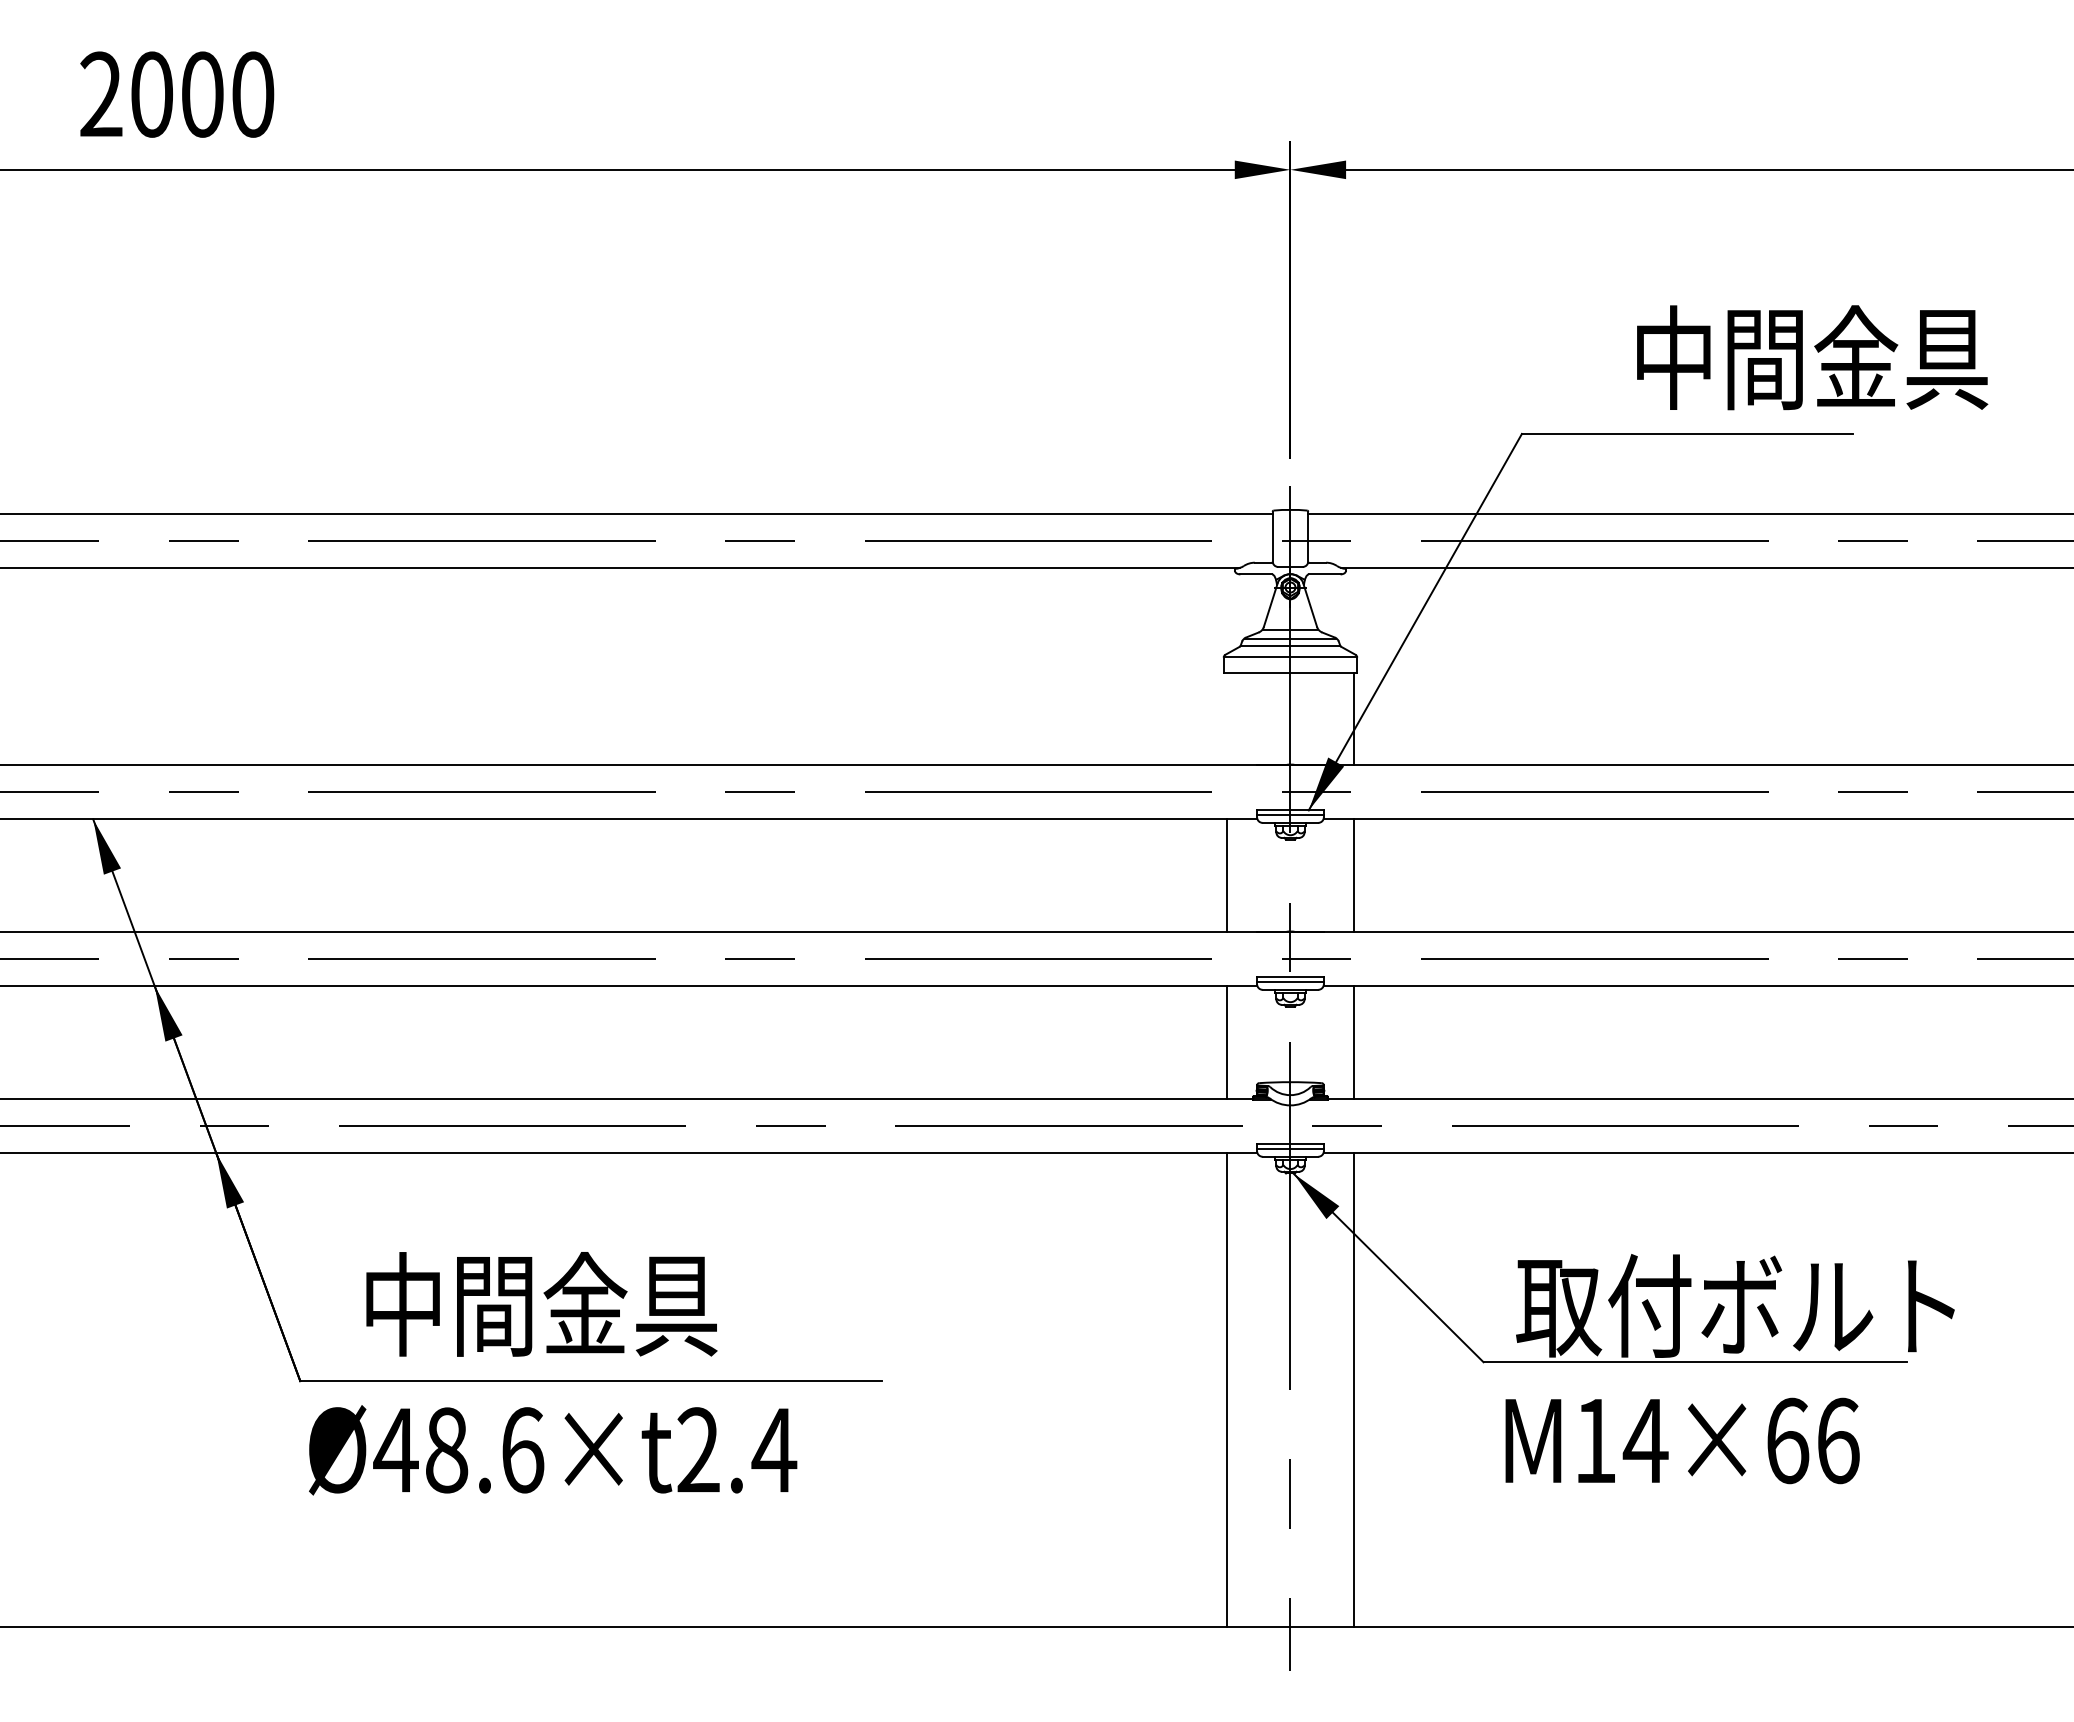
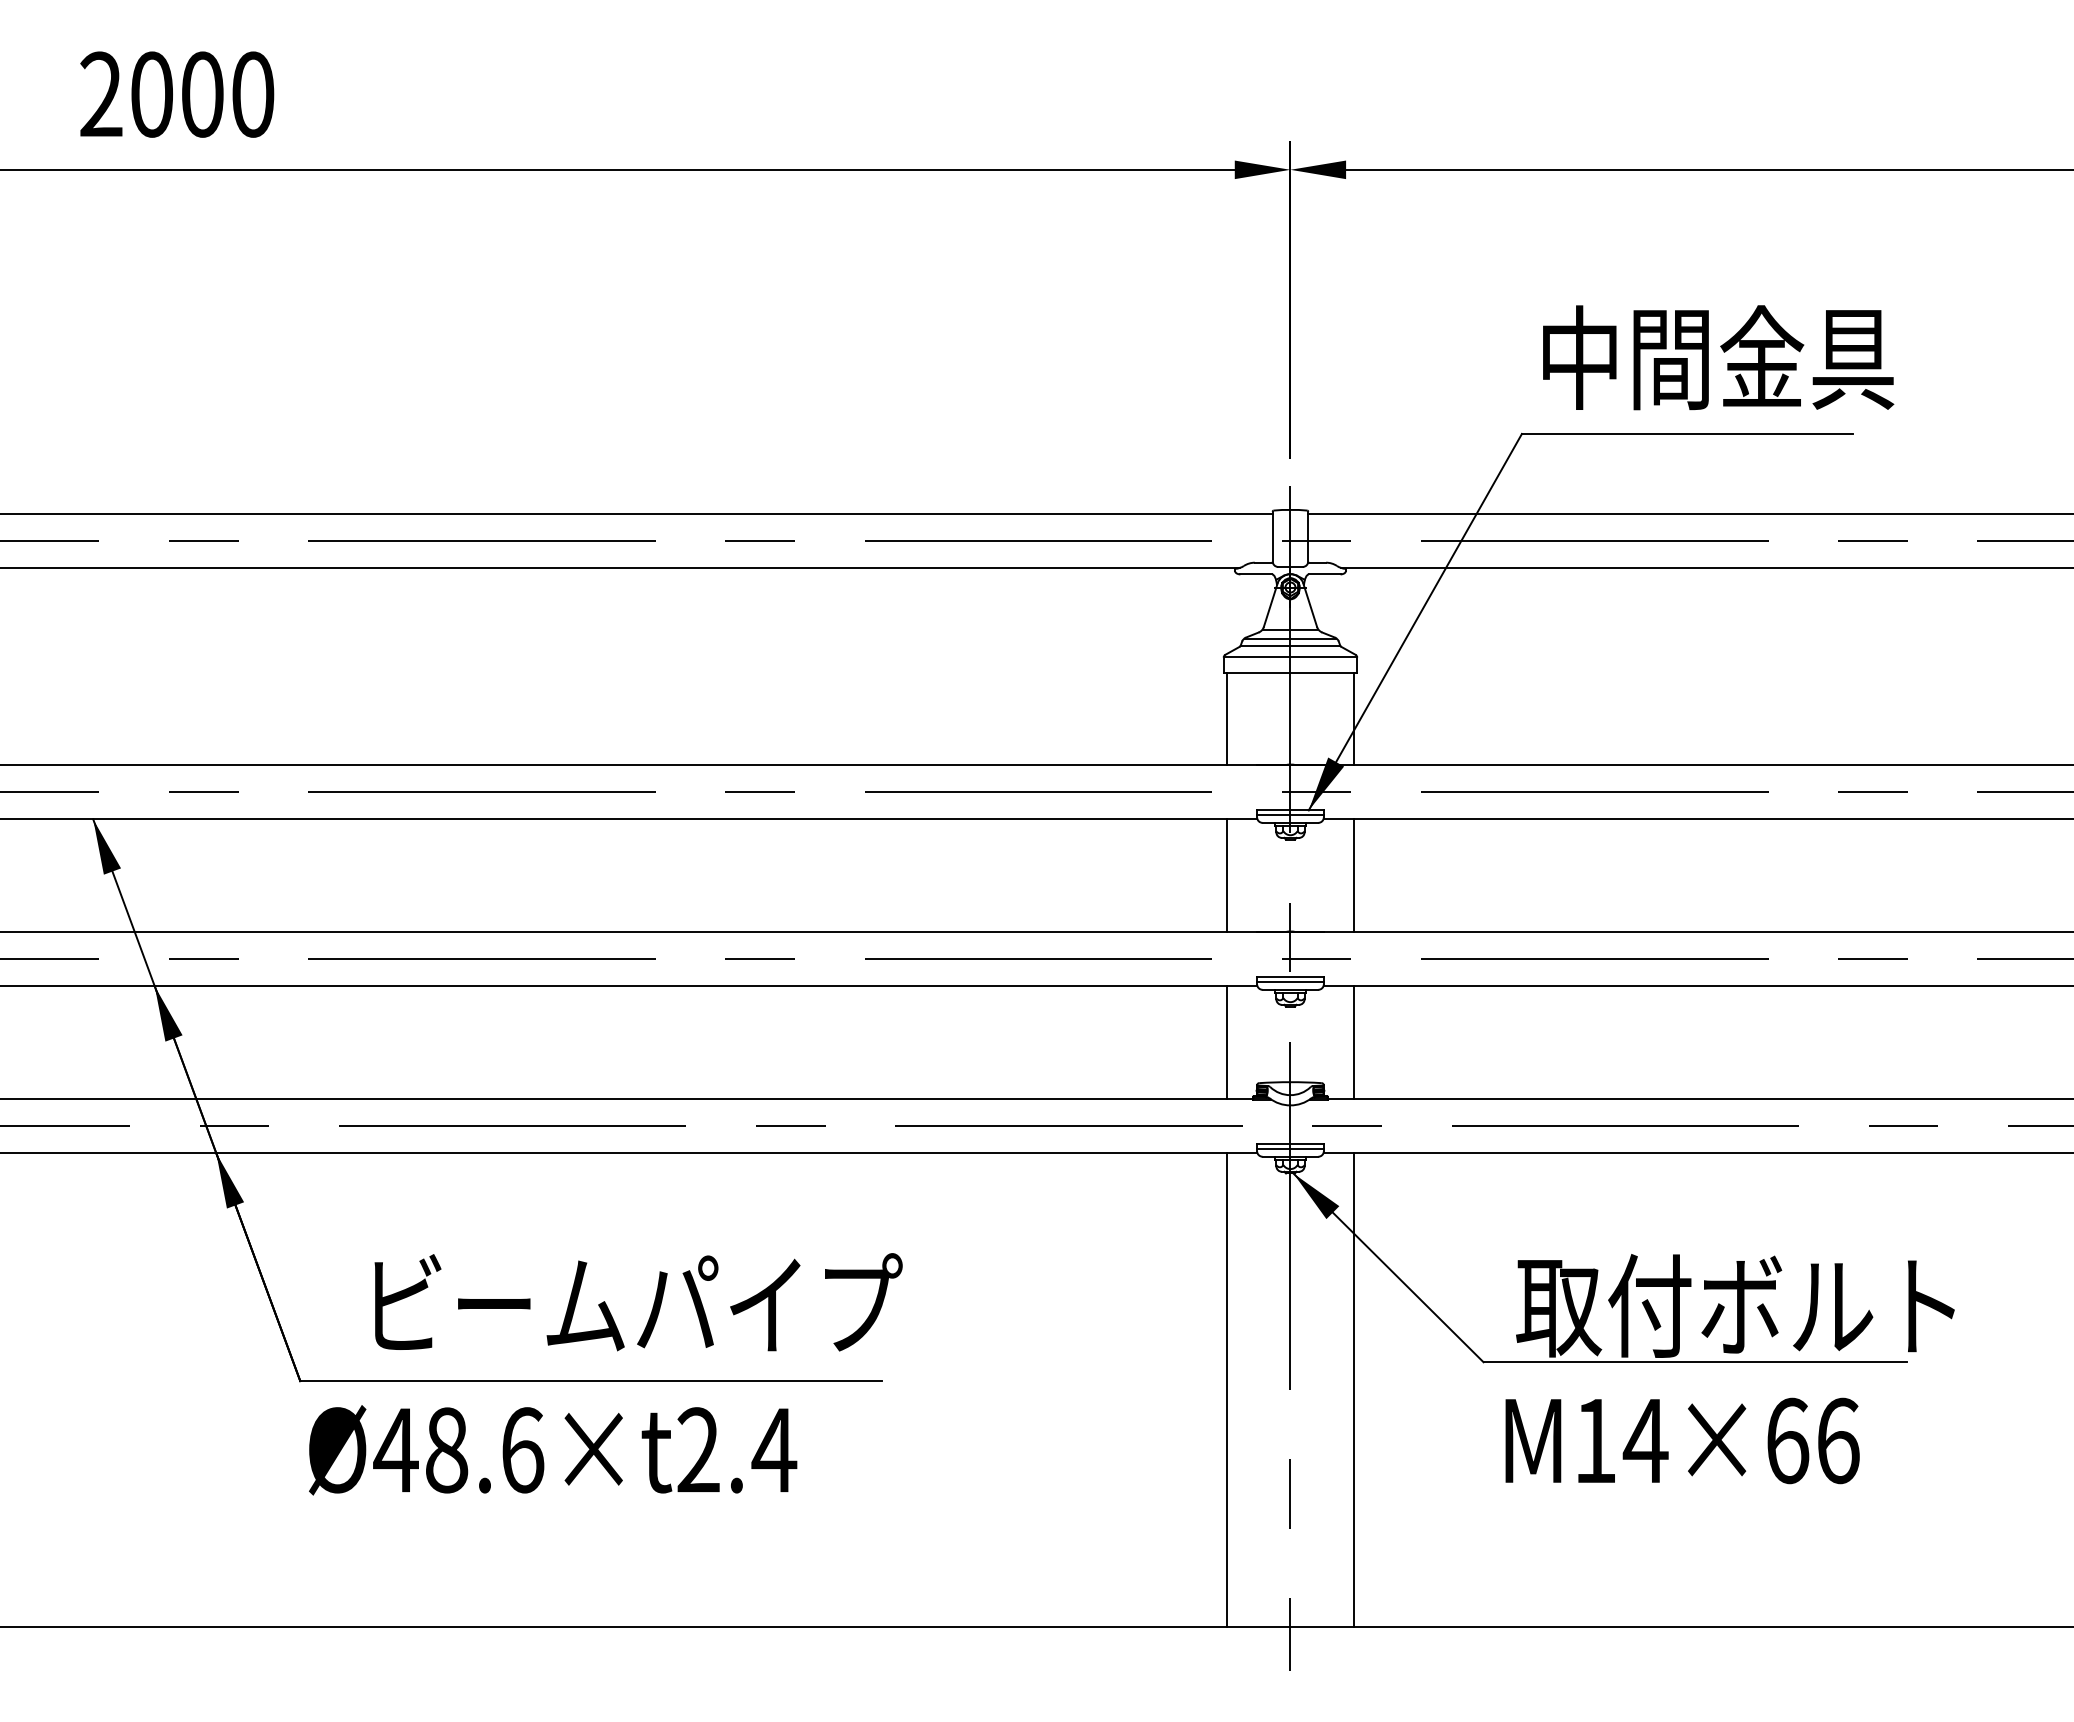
text position: (1812, 357) -> (1718, 357) (1718, 357)
line: none -> present (1226, 719)
text: 中間金具 -> ビームパイプ (634, 1304)
